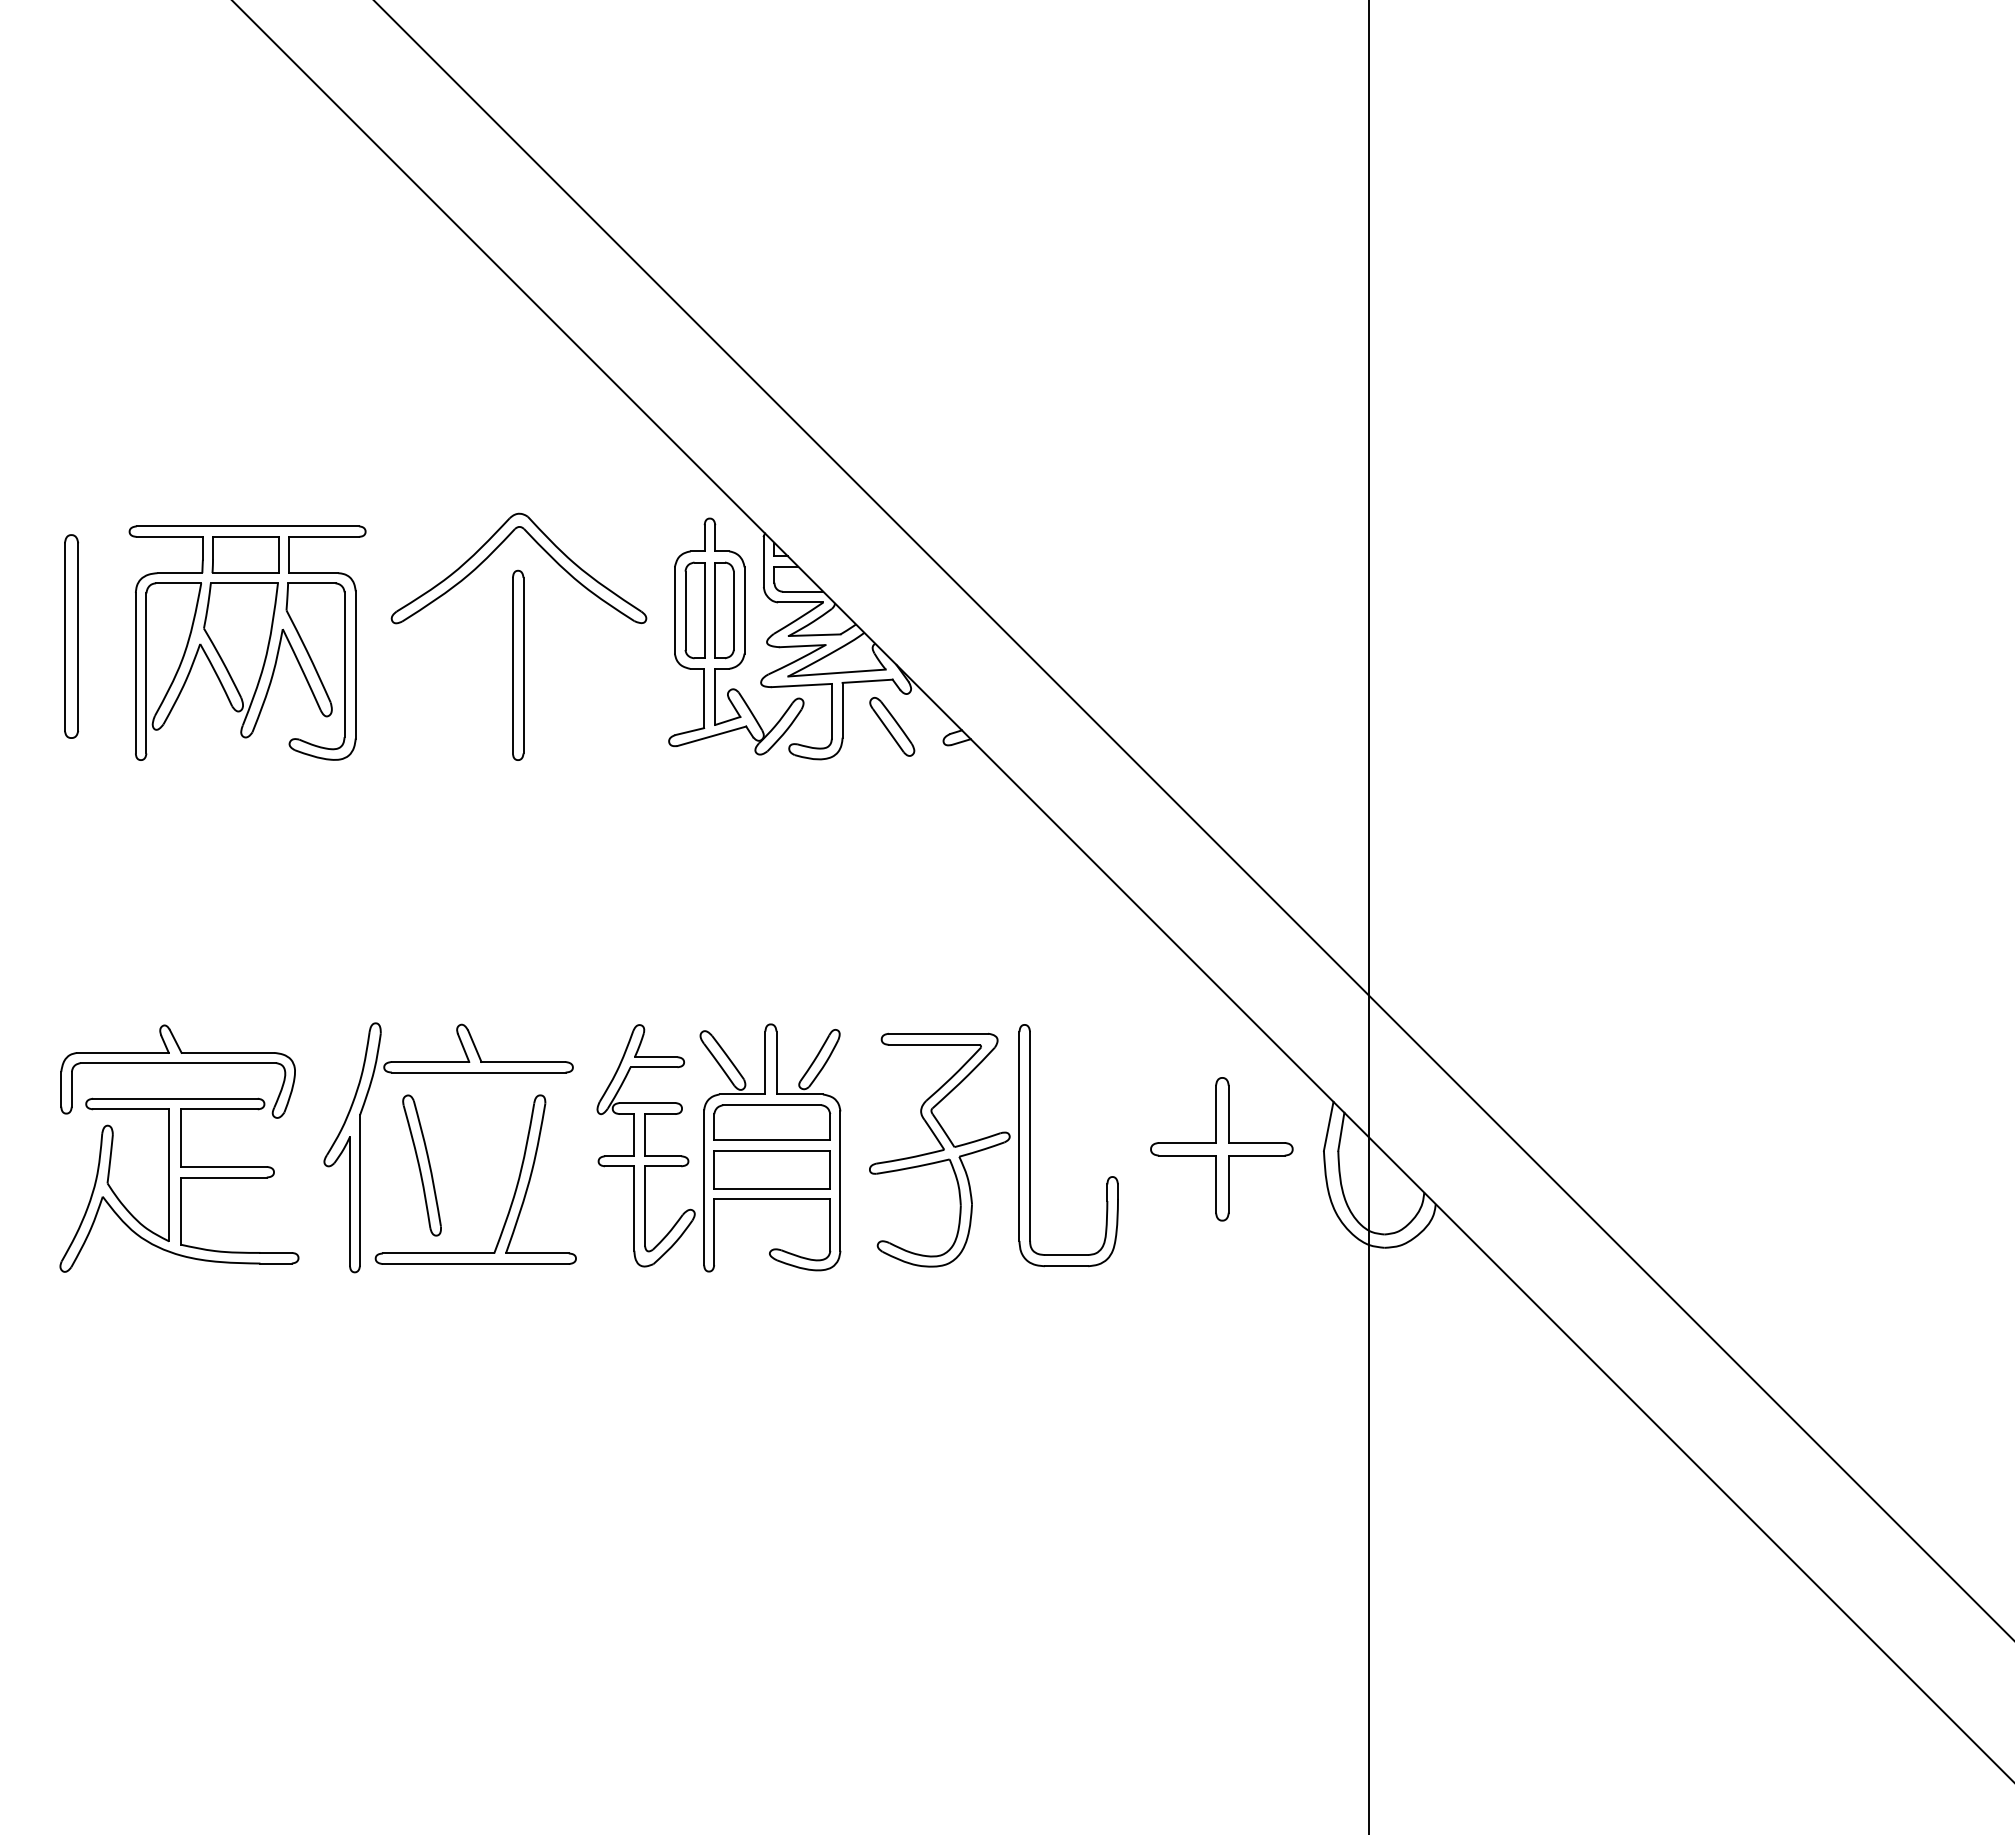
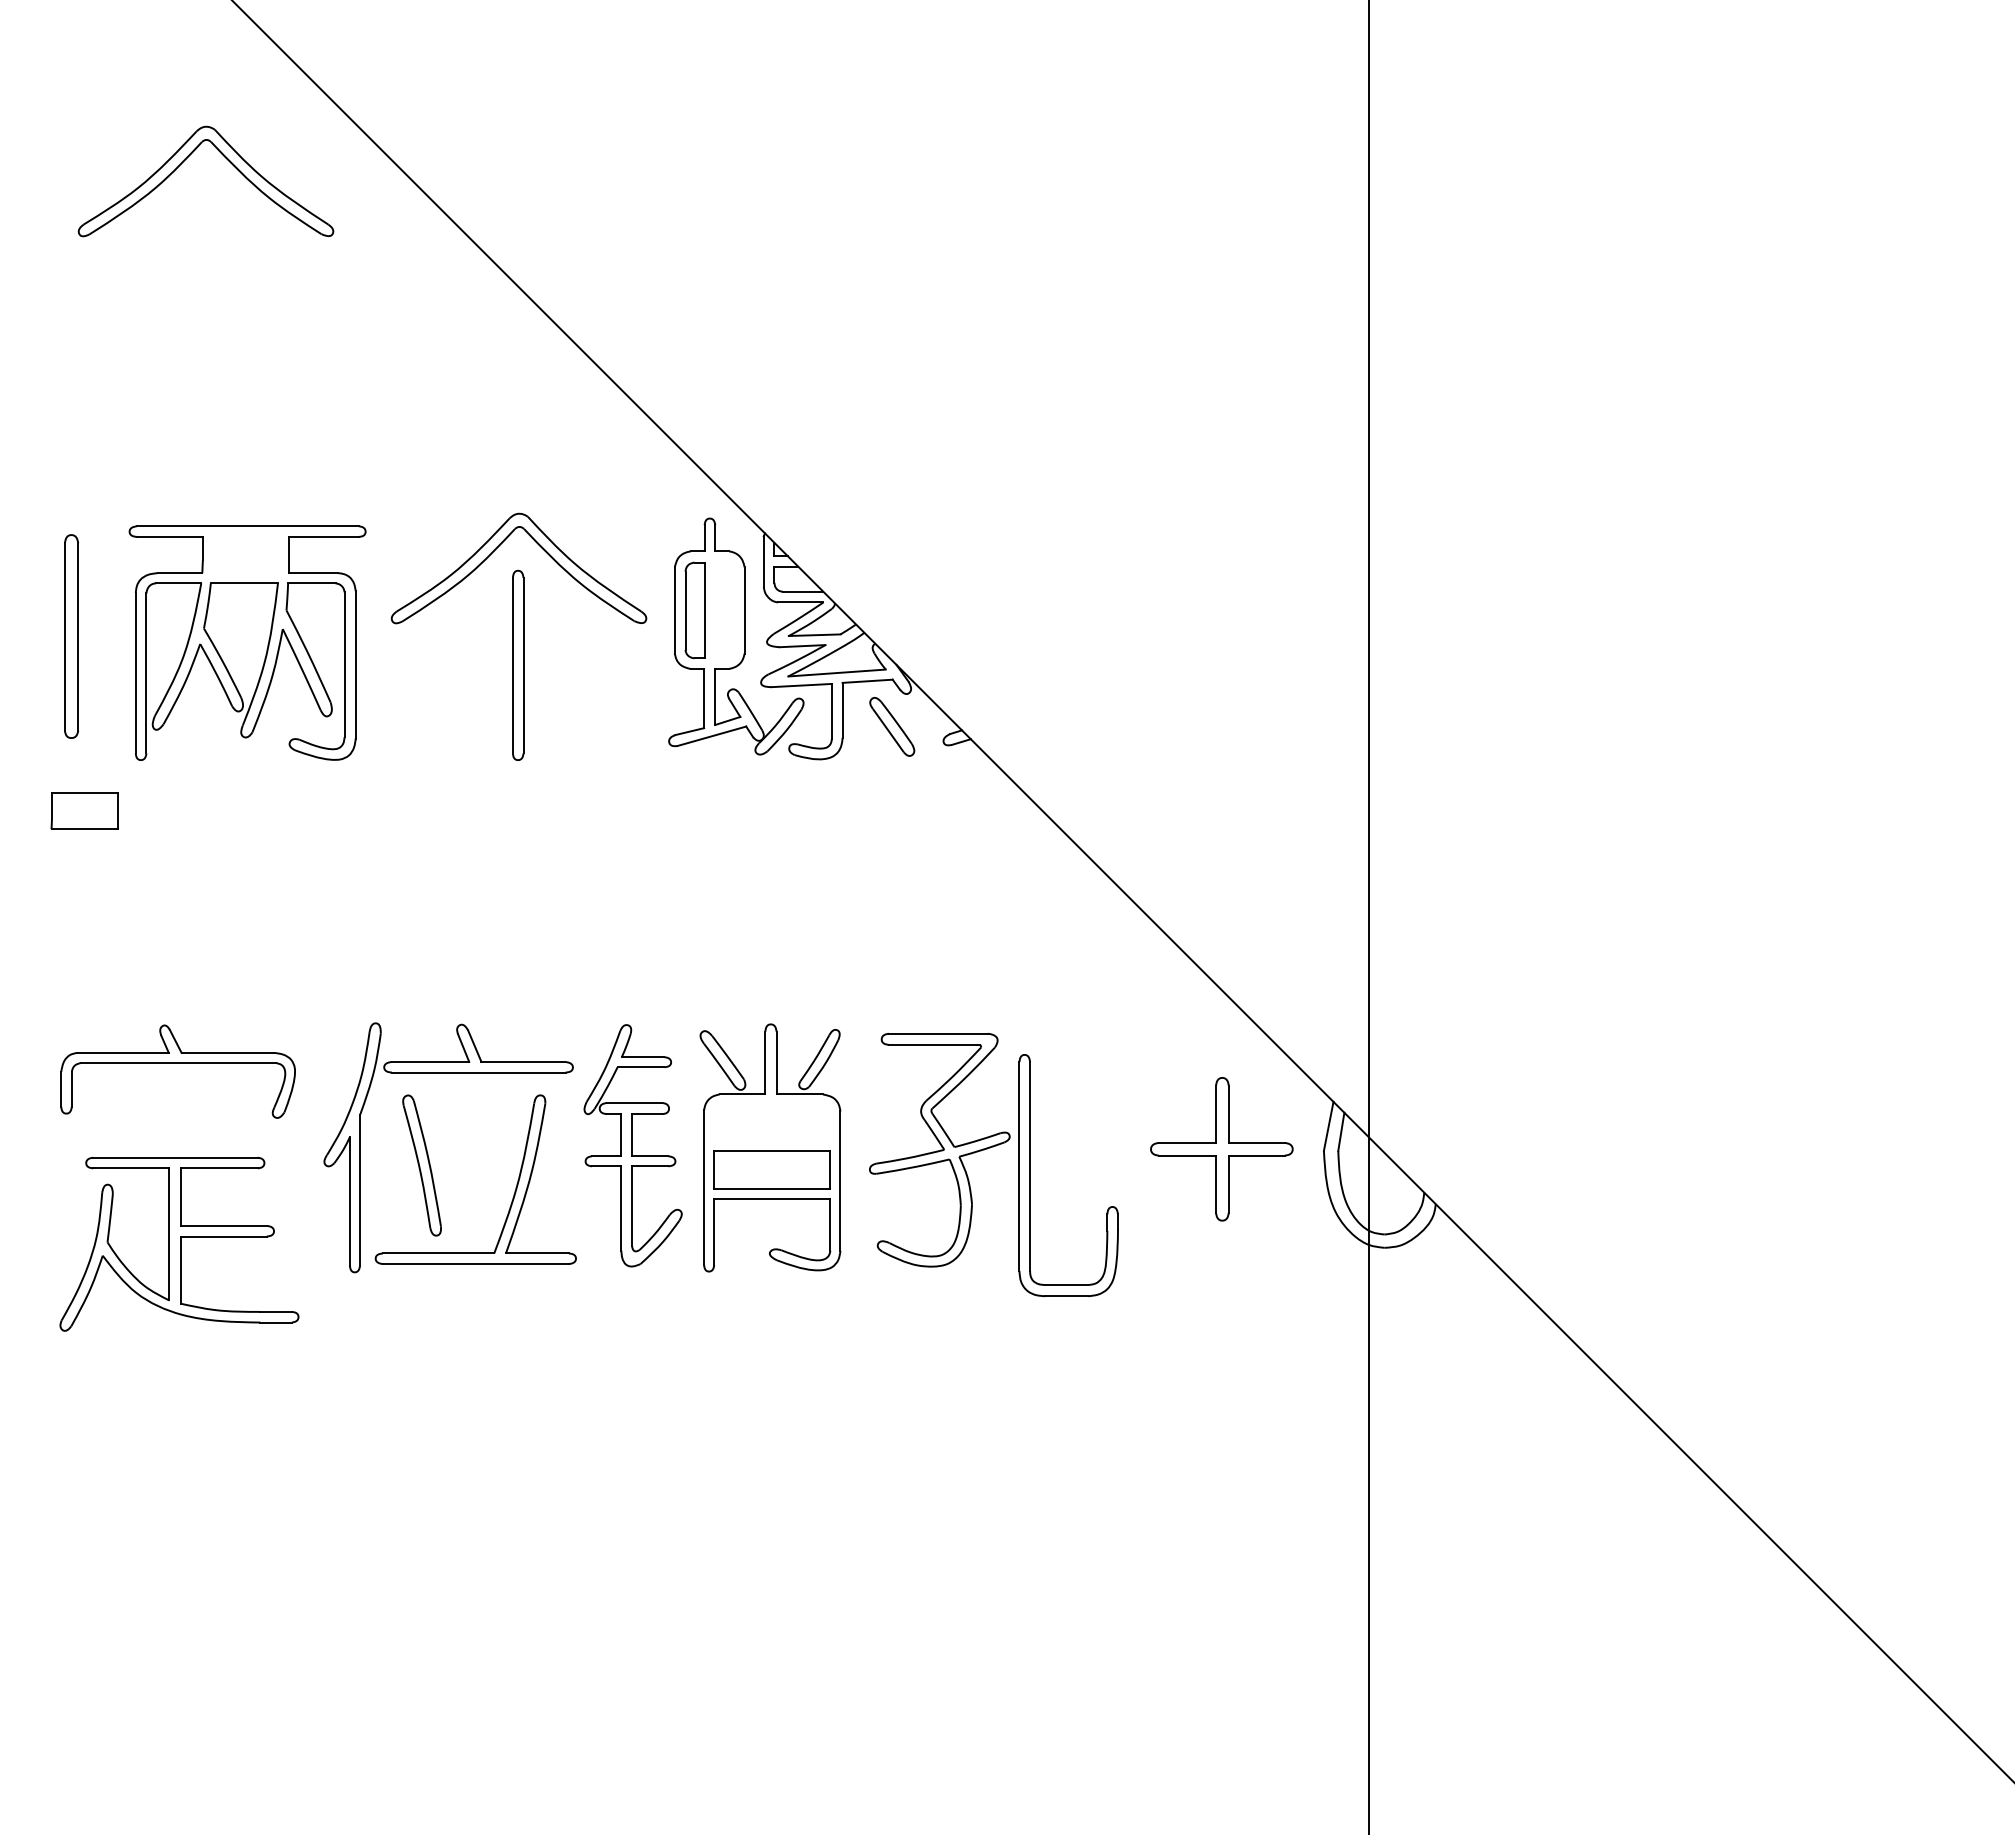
part: none -> present (185, 160)
part position: (245, 554) -> (84, 810) (84, 810)
part: present -> none (724, 610)
line: present -> none (1193, 820)
part: present -> none (772, 1122)
part position: (645, 1145) -> (632, 1145) (632, 1145)
part position: (1030, 1145) -> (1030, 1175) (1030, 1175)
part position: (179, 1184) -> (179, 1243) (179, 1243)
